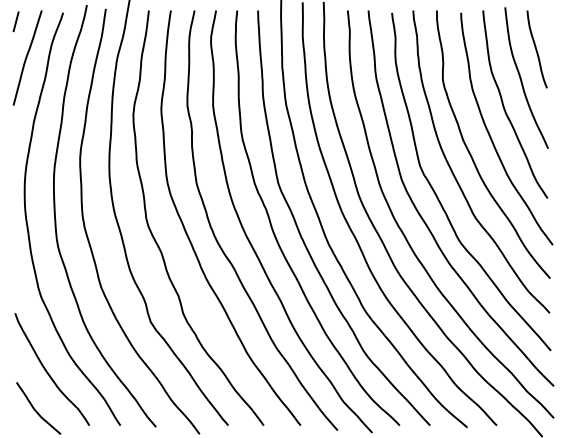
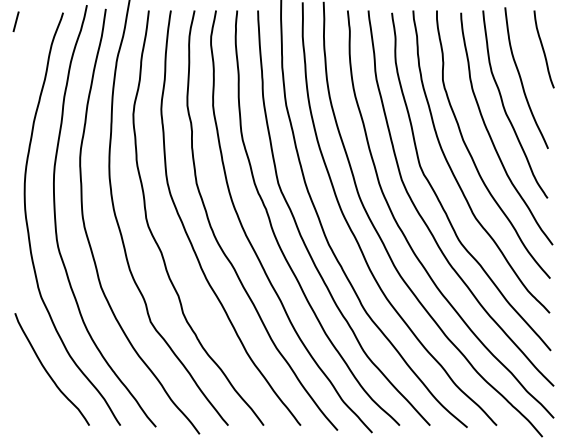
curve position: (536, 49) -> (543, 49) (543, 49)
curve: present -> none (27, 57)
curve: present -> none (36, 410)
